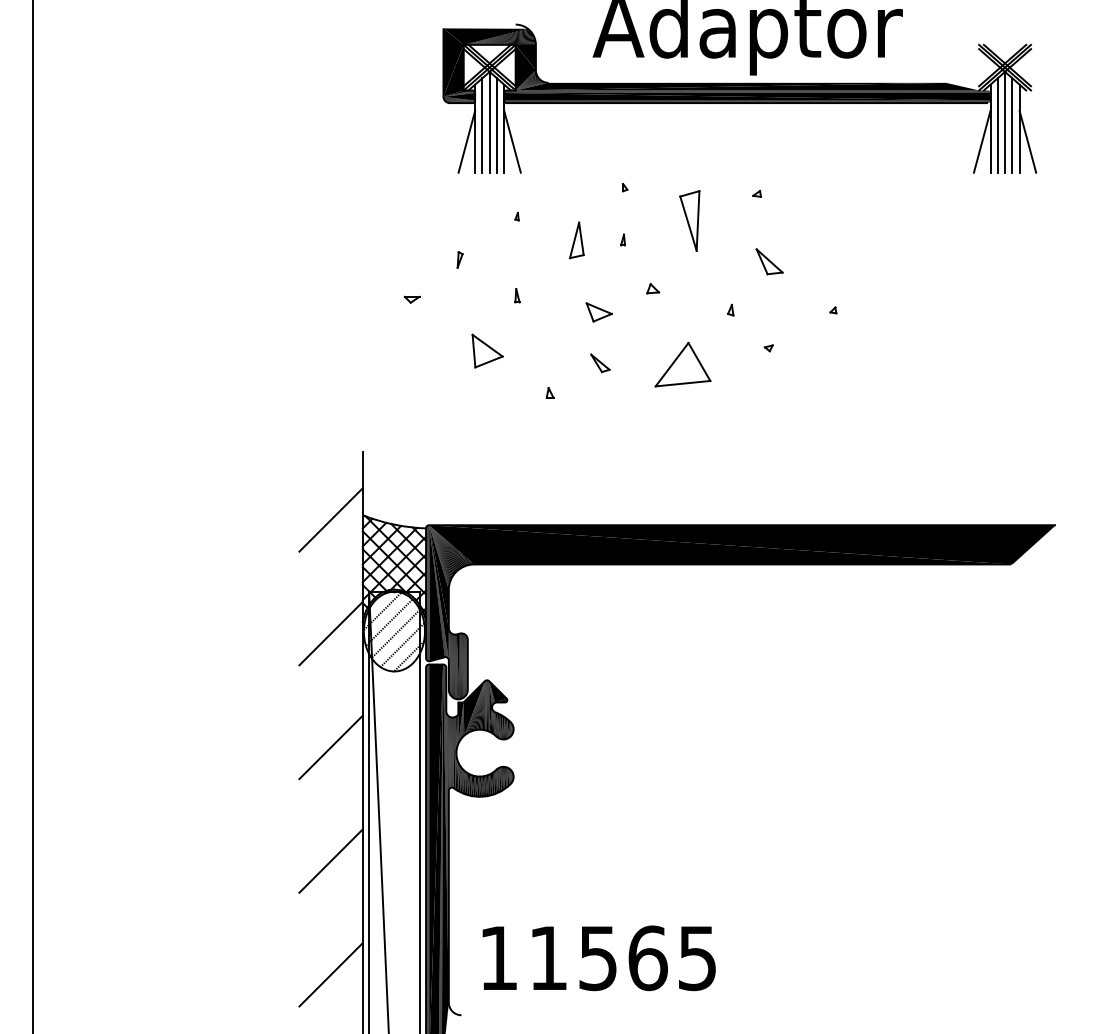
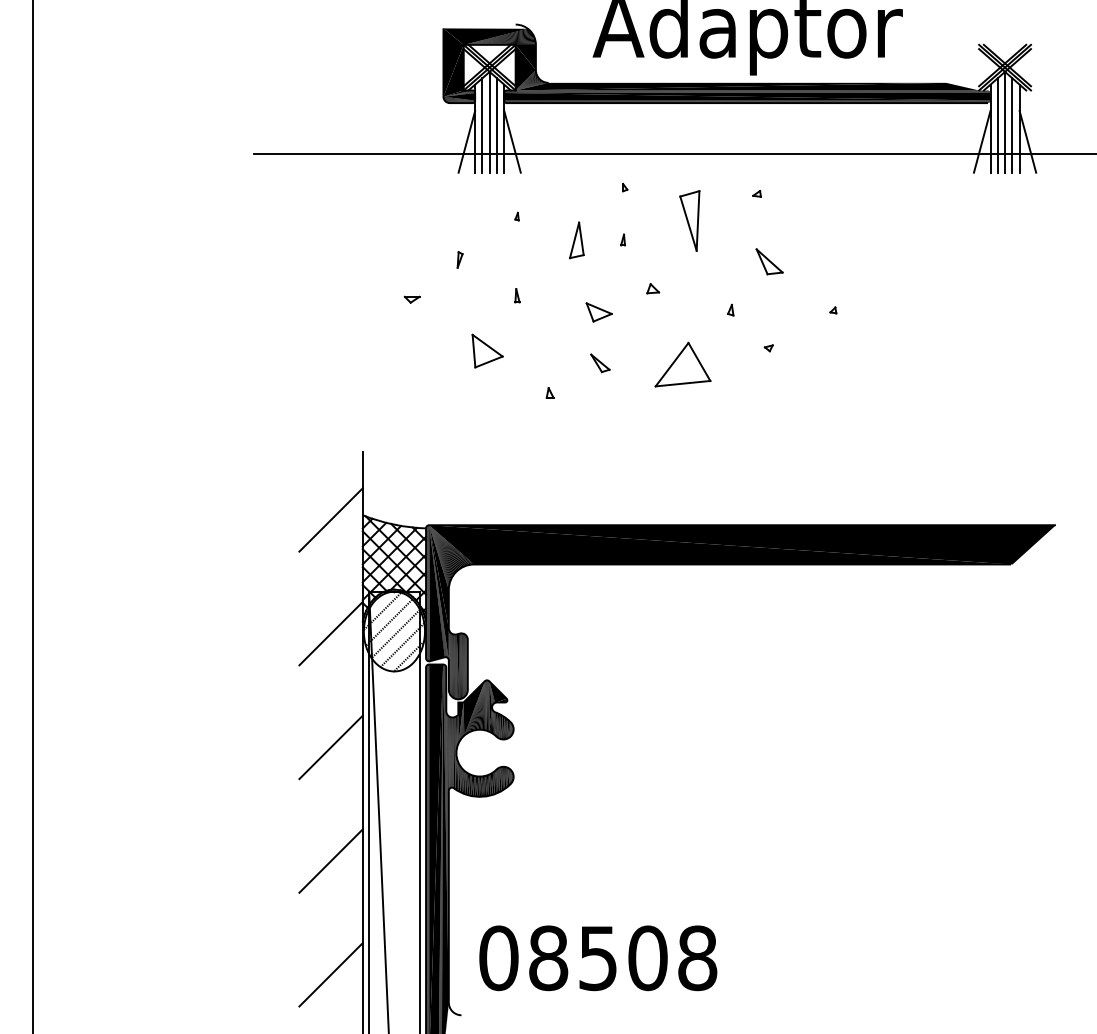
line: none -> present (673, 153)
text: 11565 -> 08508 (598, 958)
